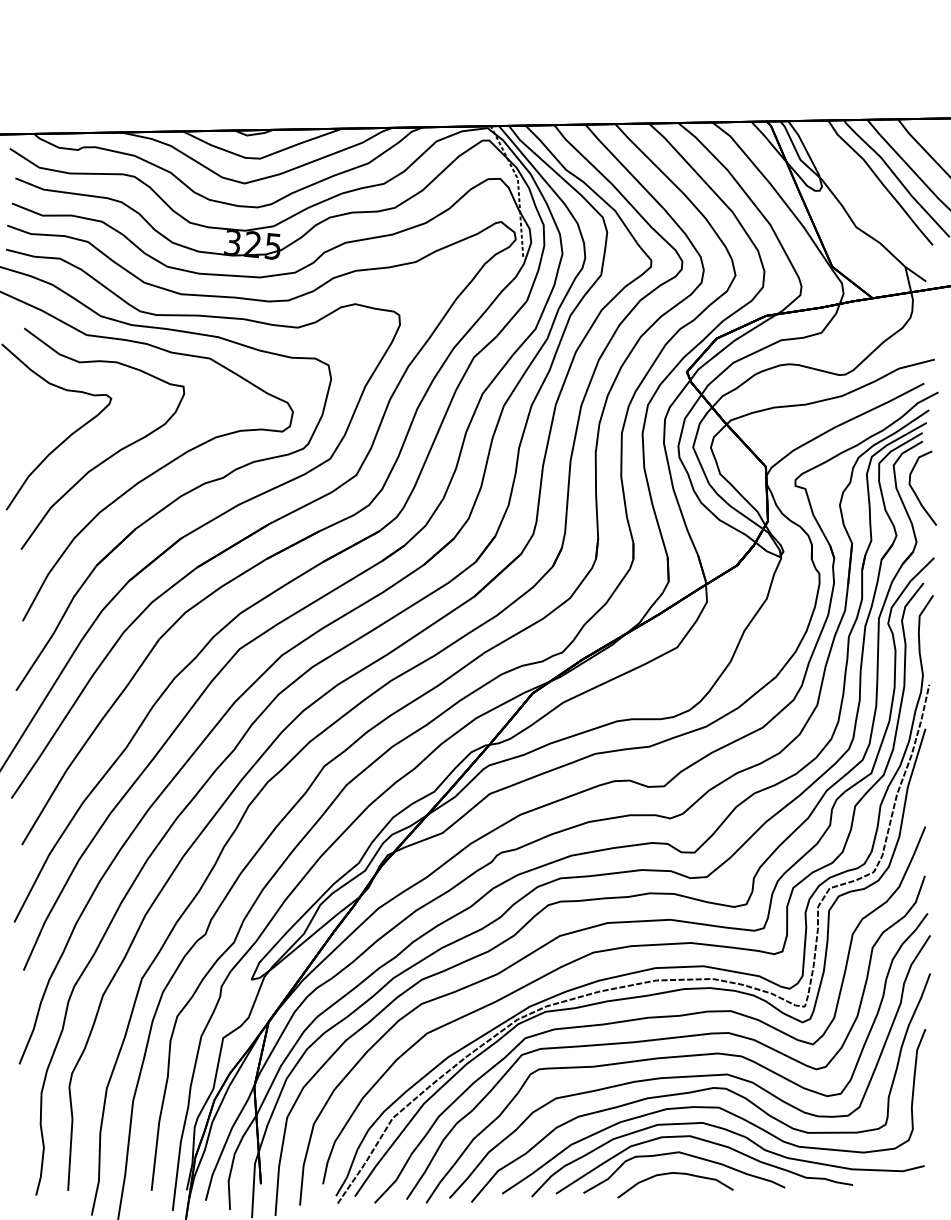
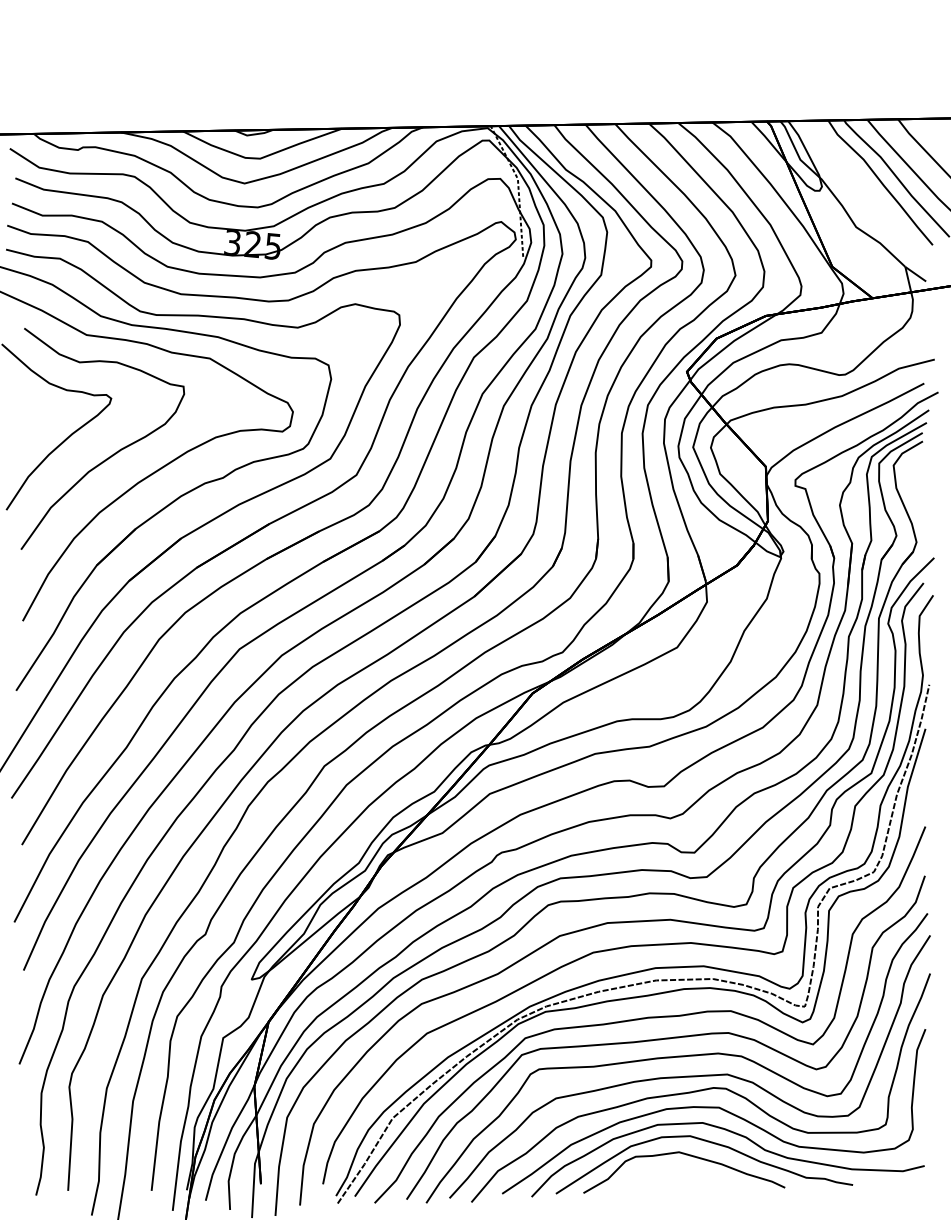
curve: present -> none (916, 493)
curve: present -> none (676, 1174)
